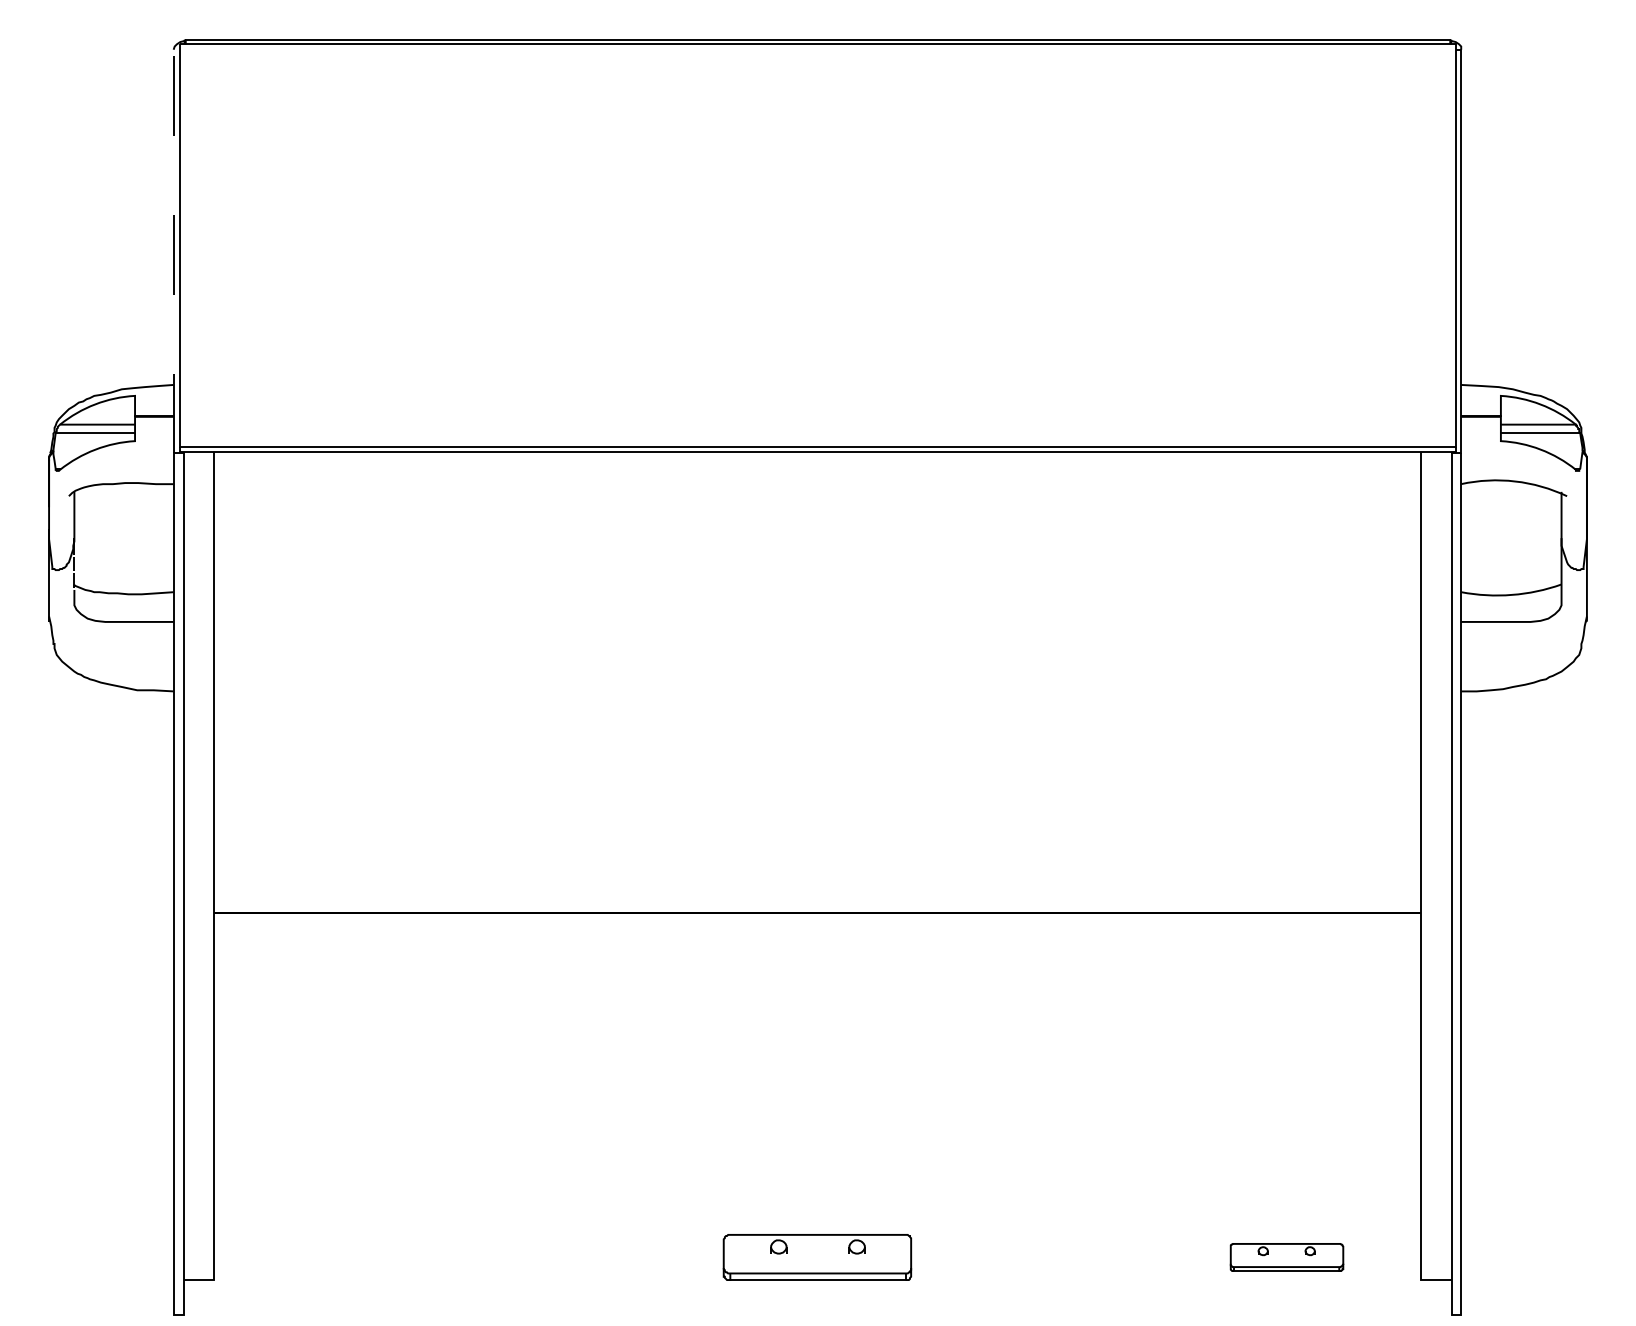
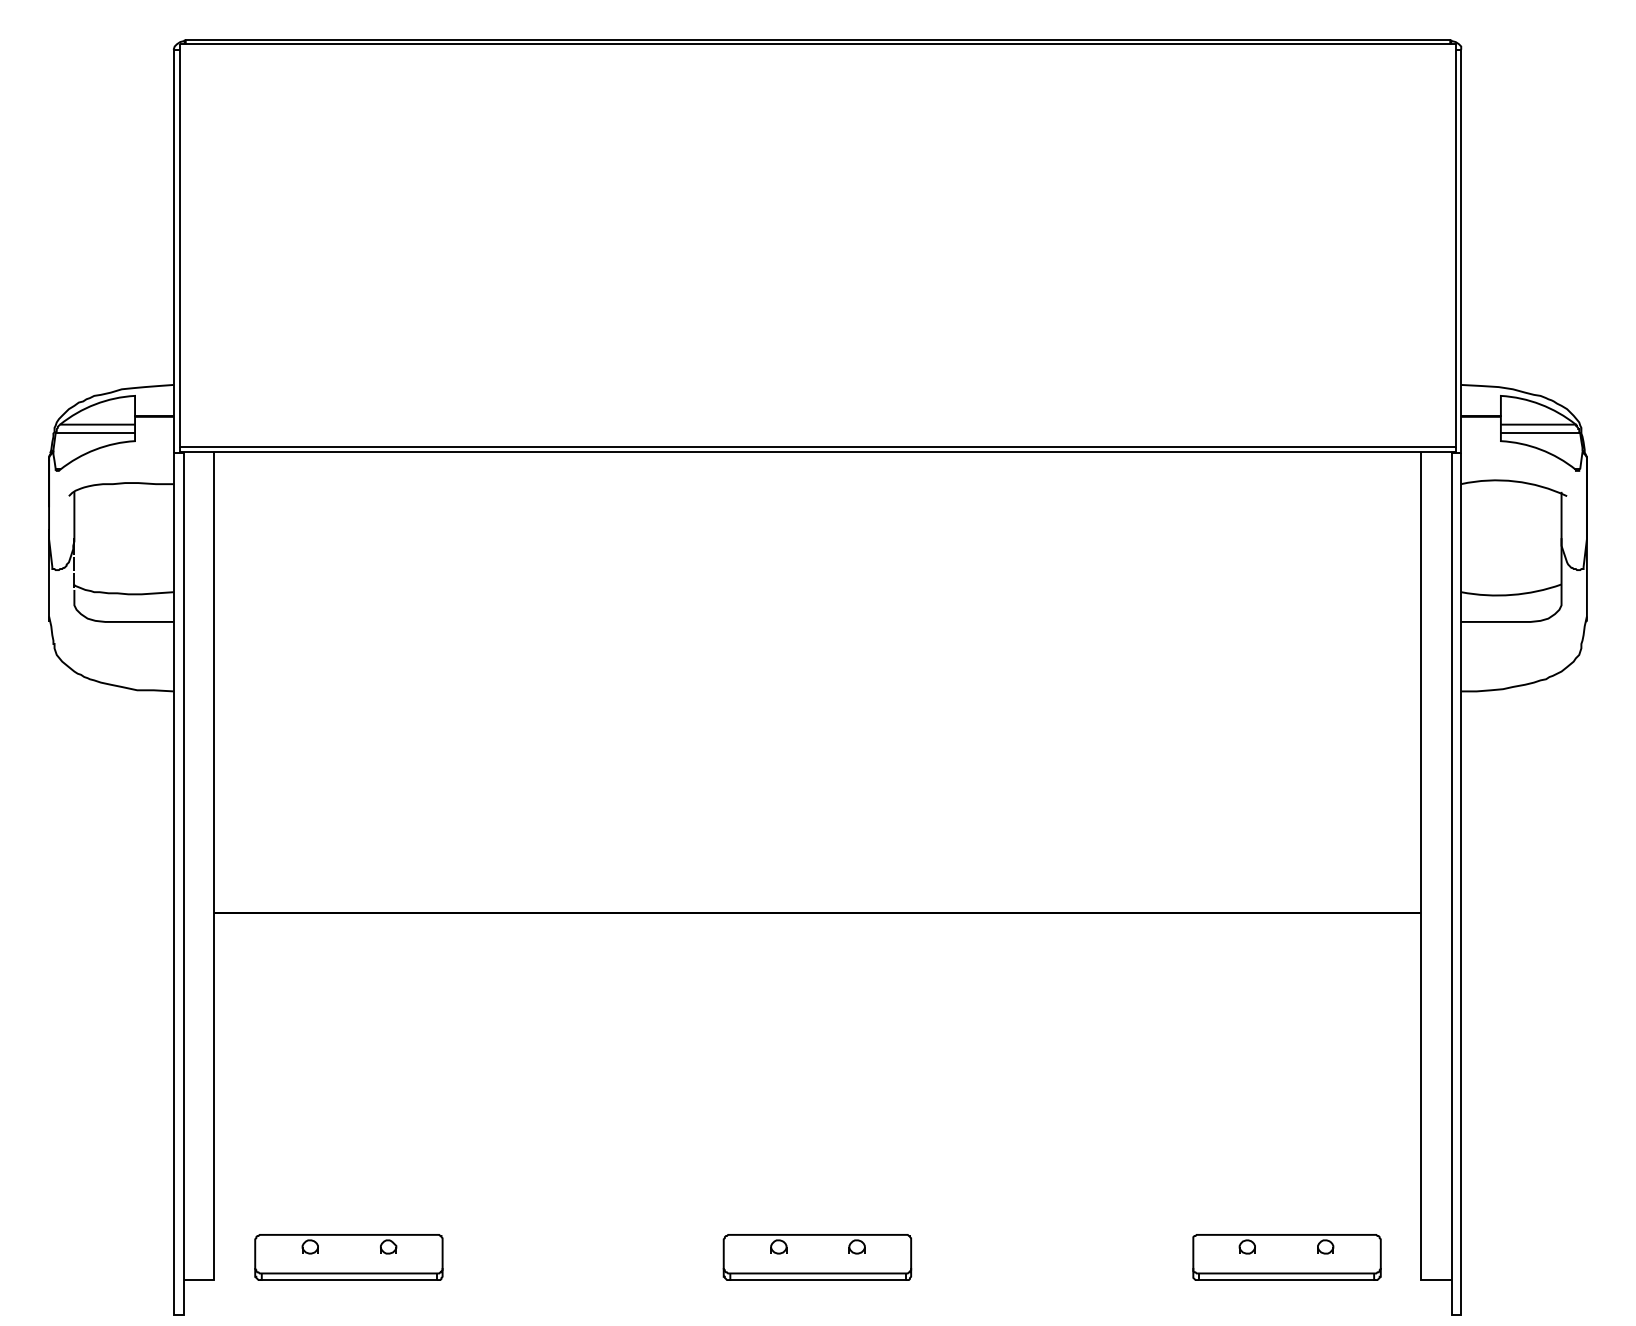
line: dashed -> solid (173, 247)
part: none -> present (348, 1257)
part size: 116x29 px -> 190x47 px (1286, 1257)
